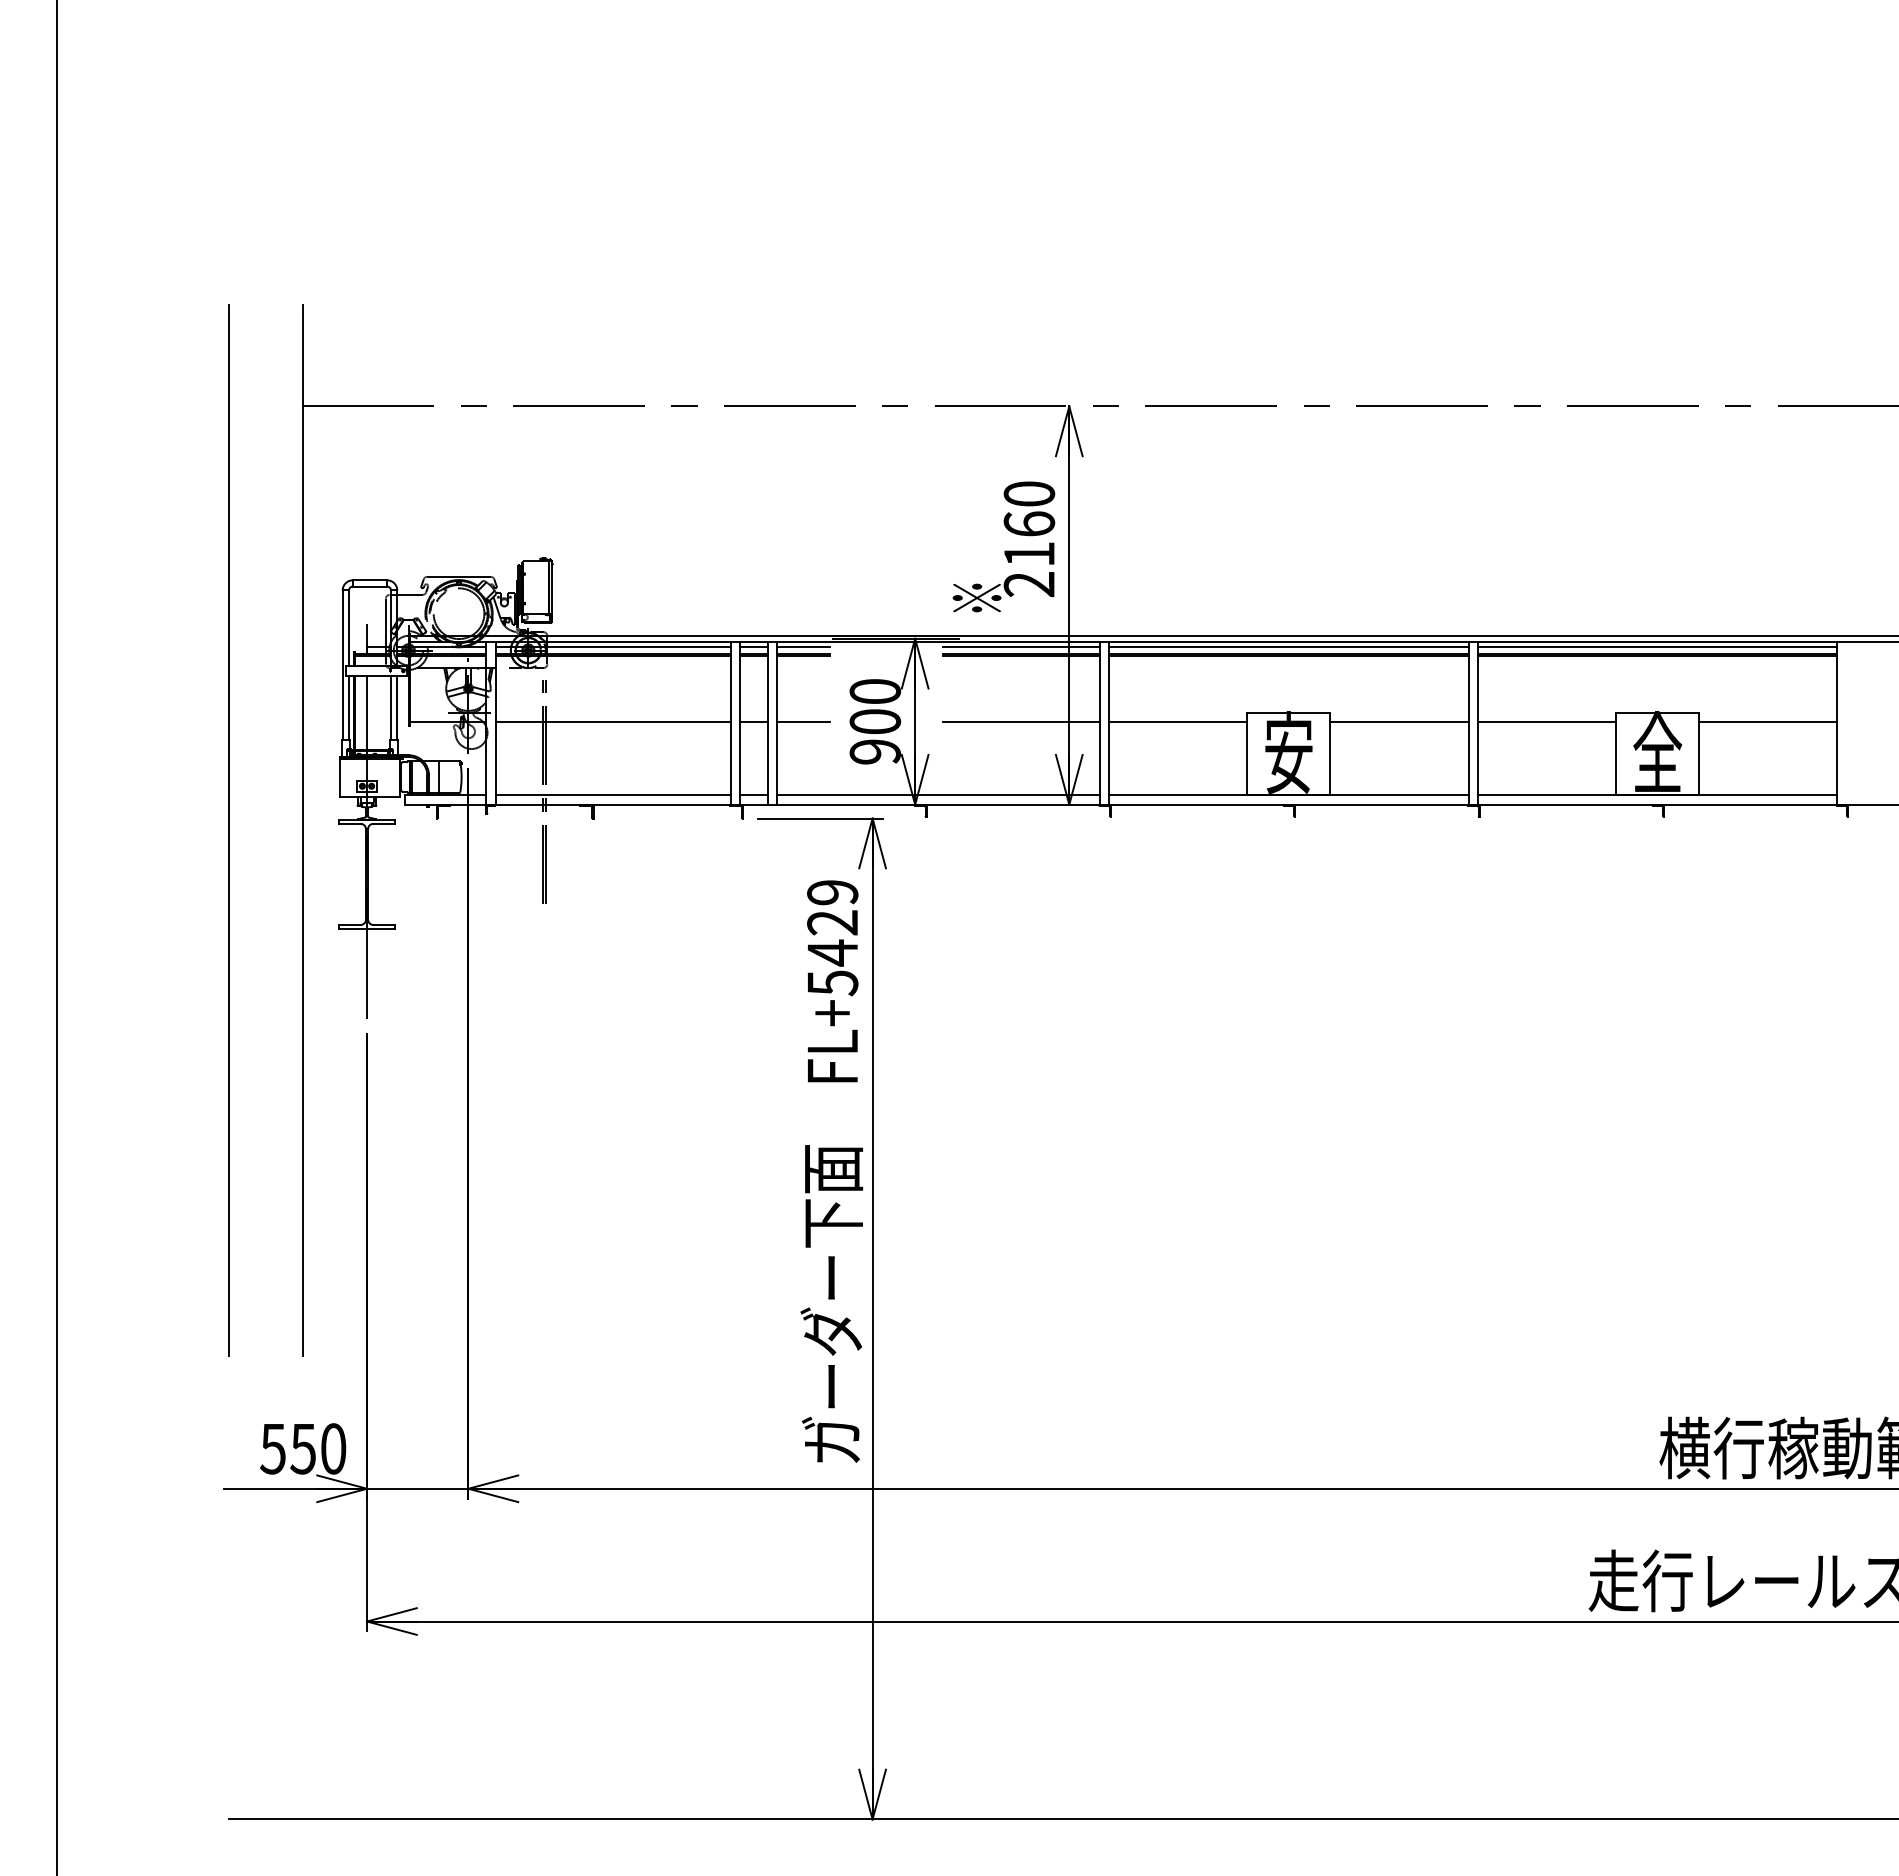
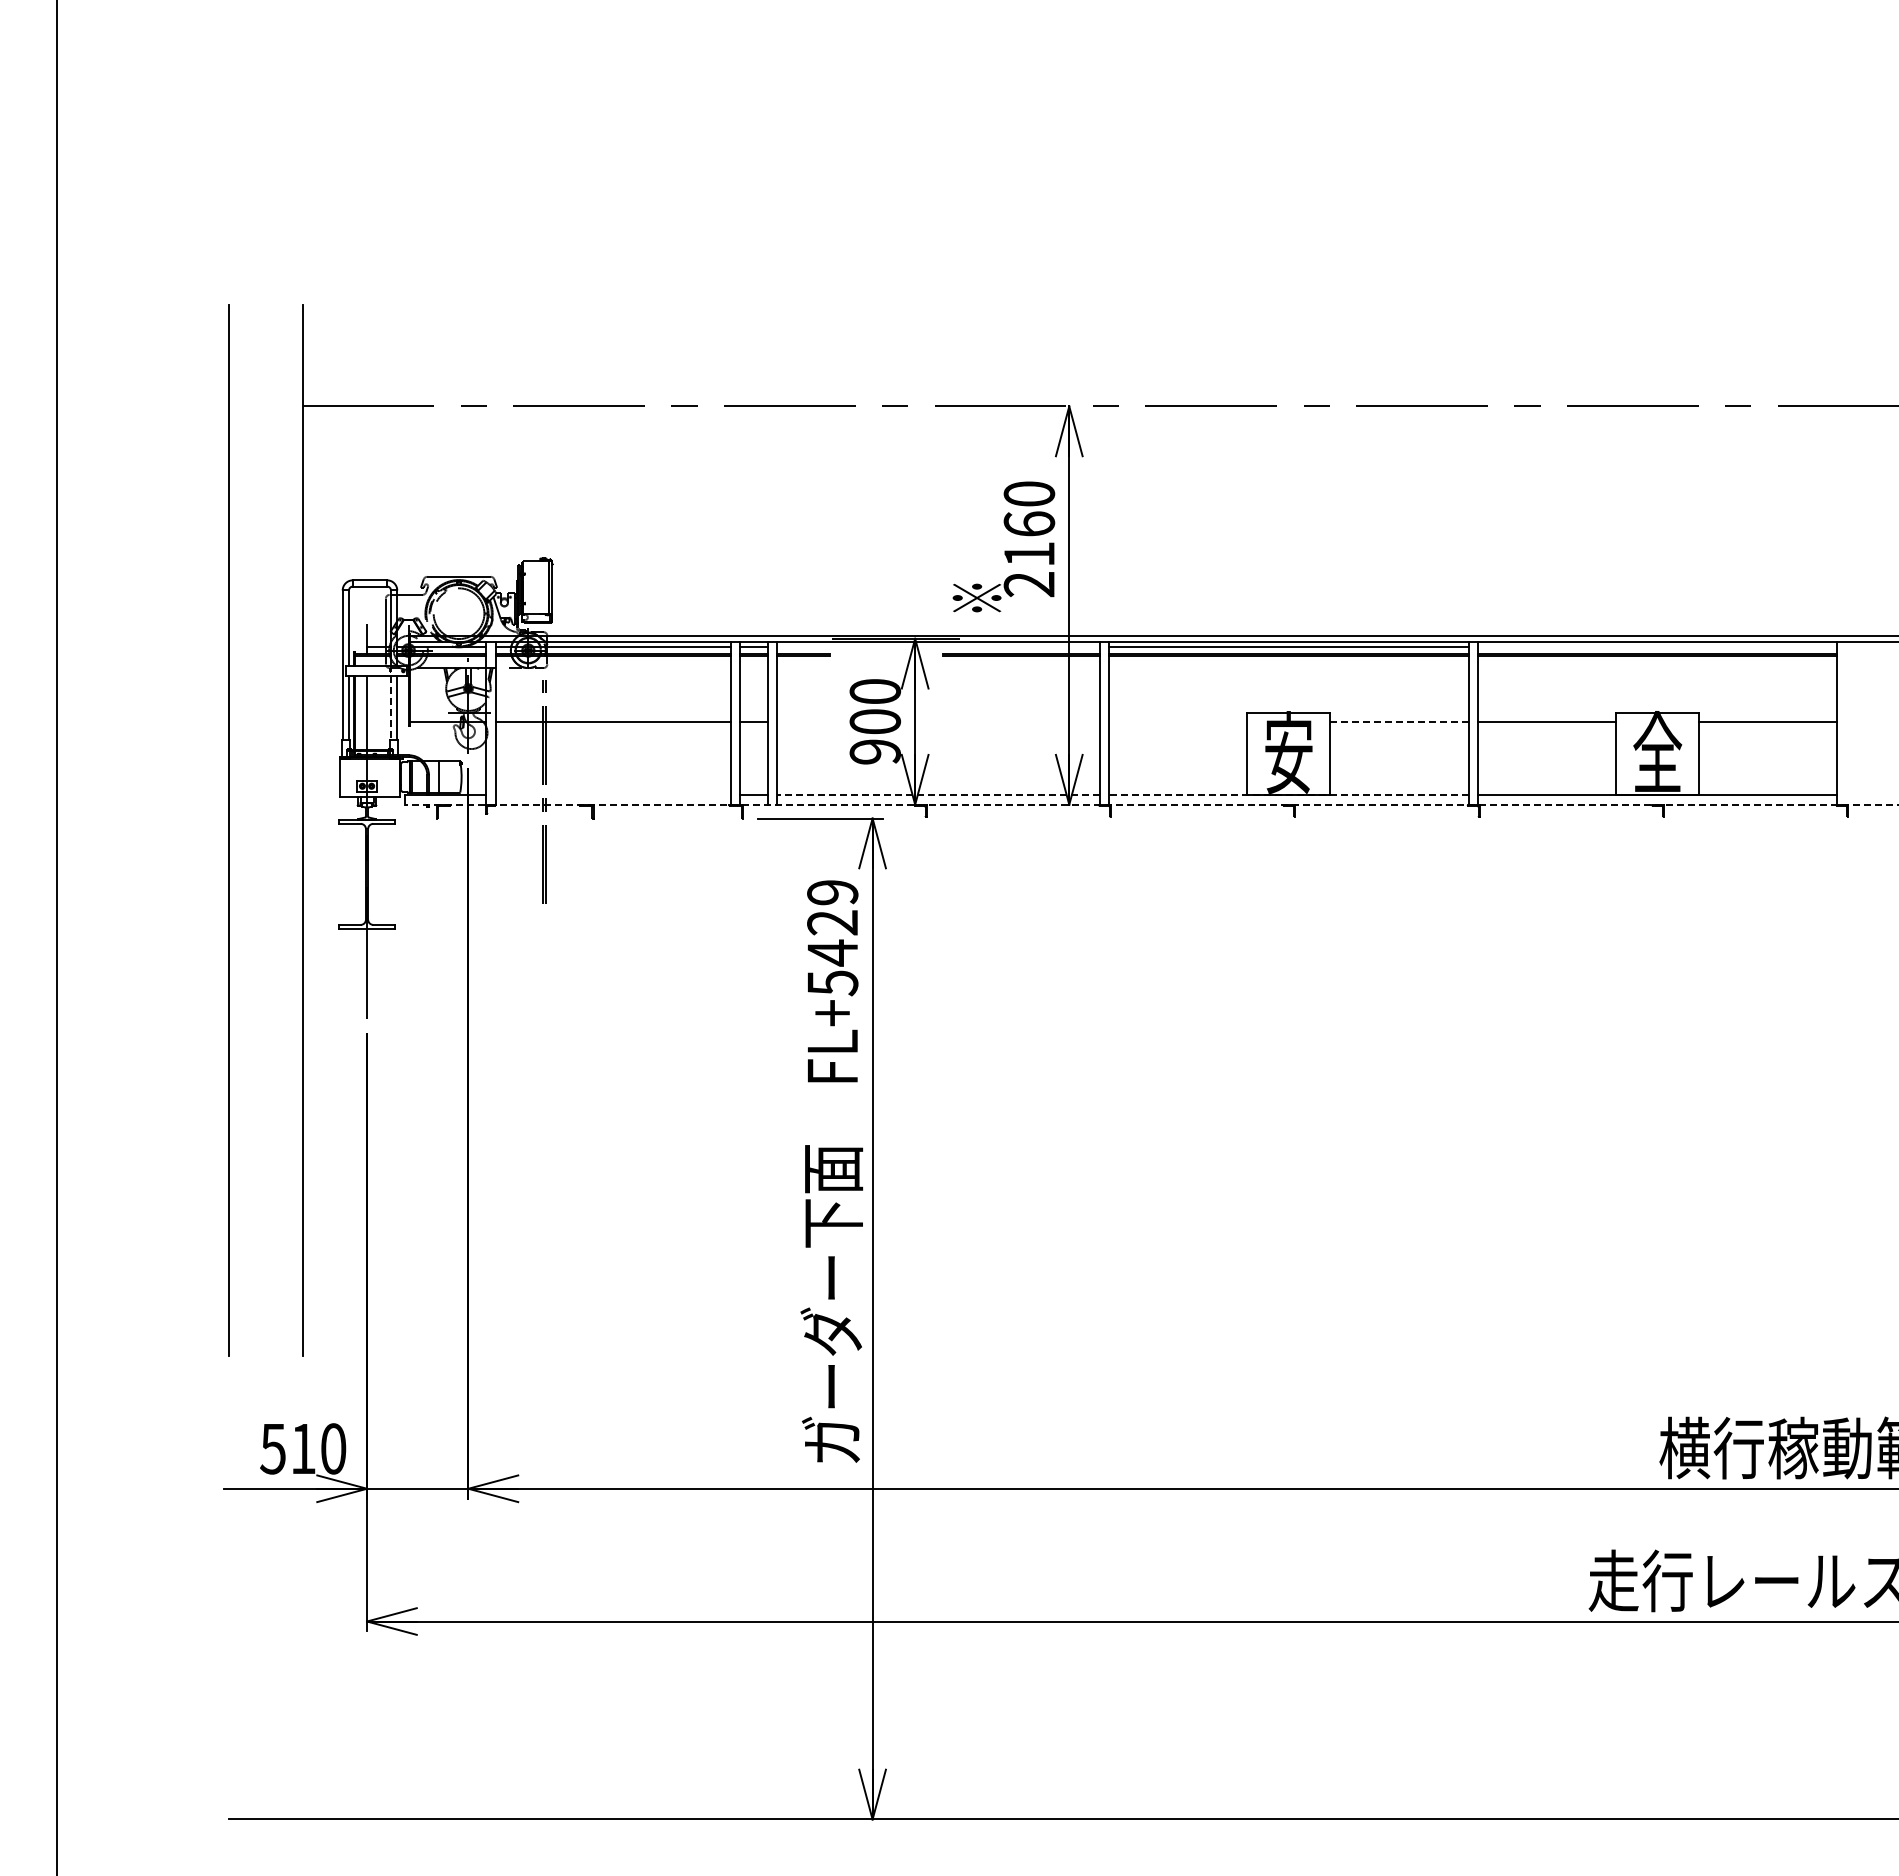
line: present -> none (803, 646)
line: present -> none (1021, 646)
line: present -> none (1657, 646)
line: solid -> dashed (391, 708)
line: present -> none (803, 721)
line: present -> none (1021, 721)
line: present -> none (1178, 721)
line: solid -> dashed (1399, 721)
line: present -> none (613, 795)
line: solid -> dashed (938, 795)
line: solid -> dashed (1288, 795)
line: solid -> dashed (1152, 804)
text: 550 -> 510 (302, 1449)
